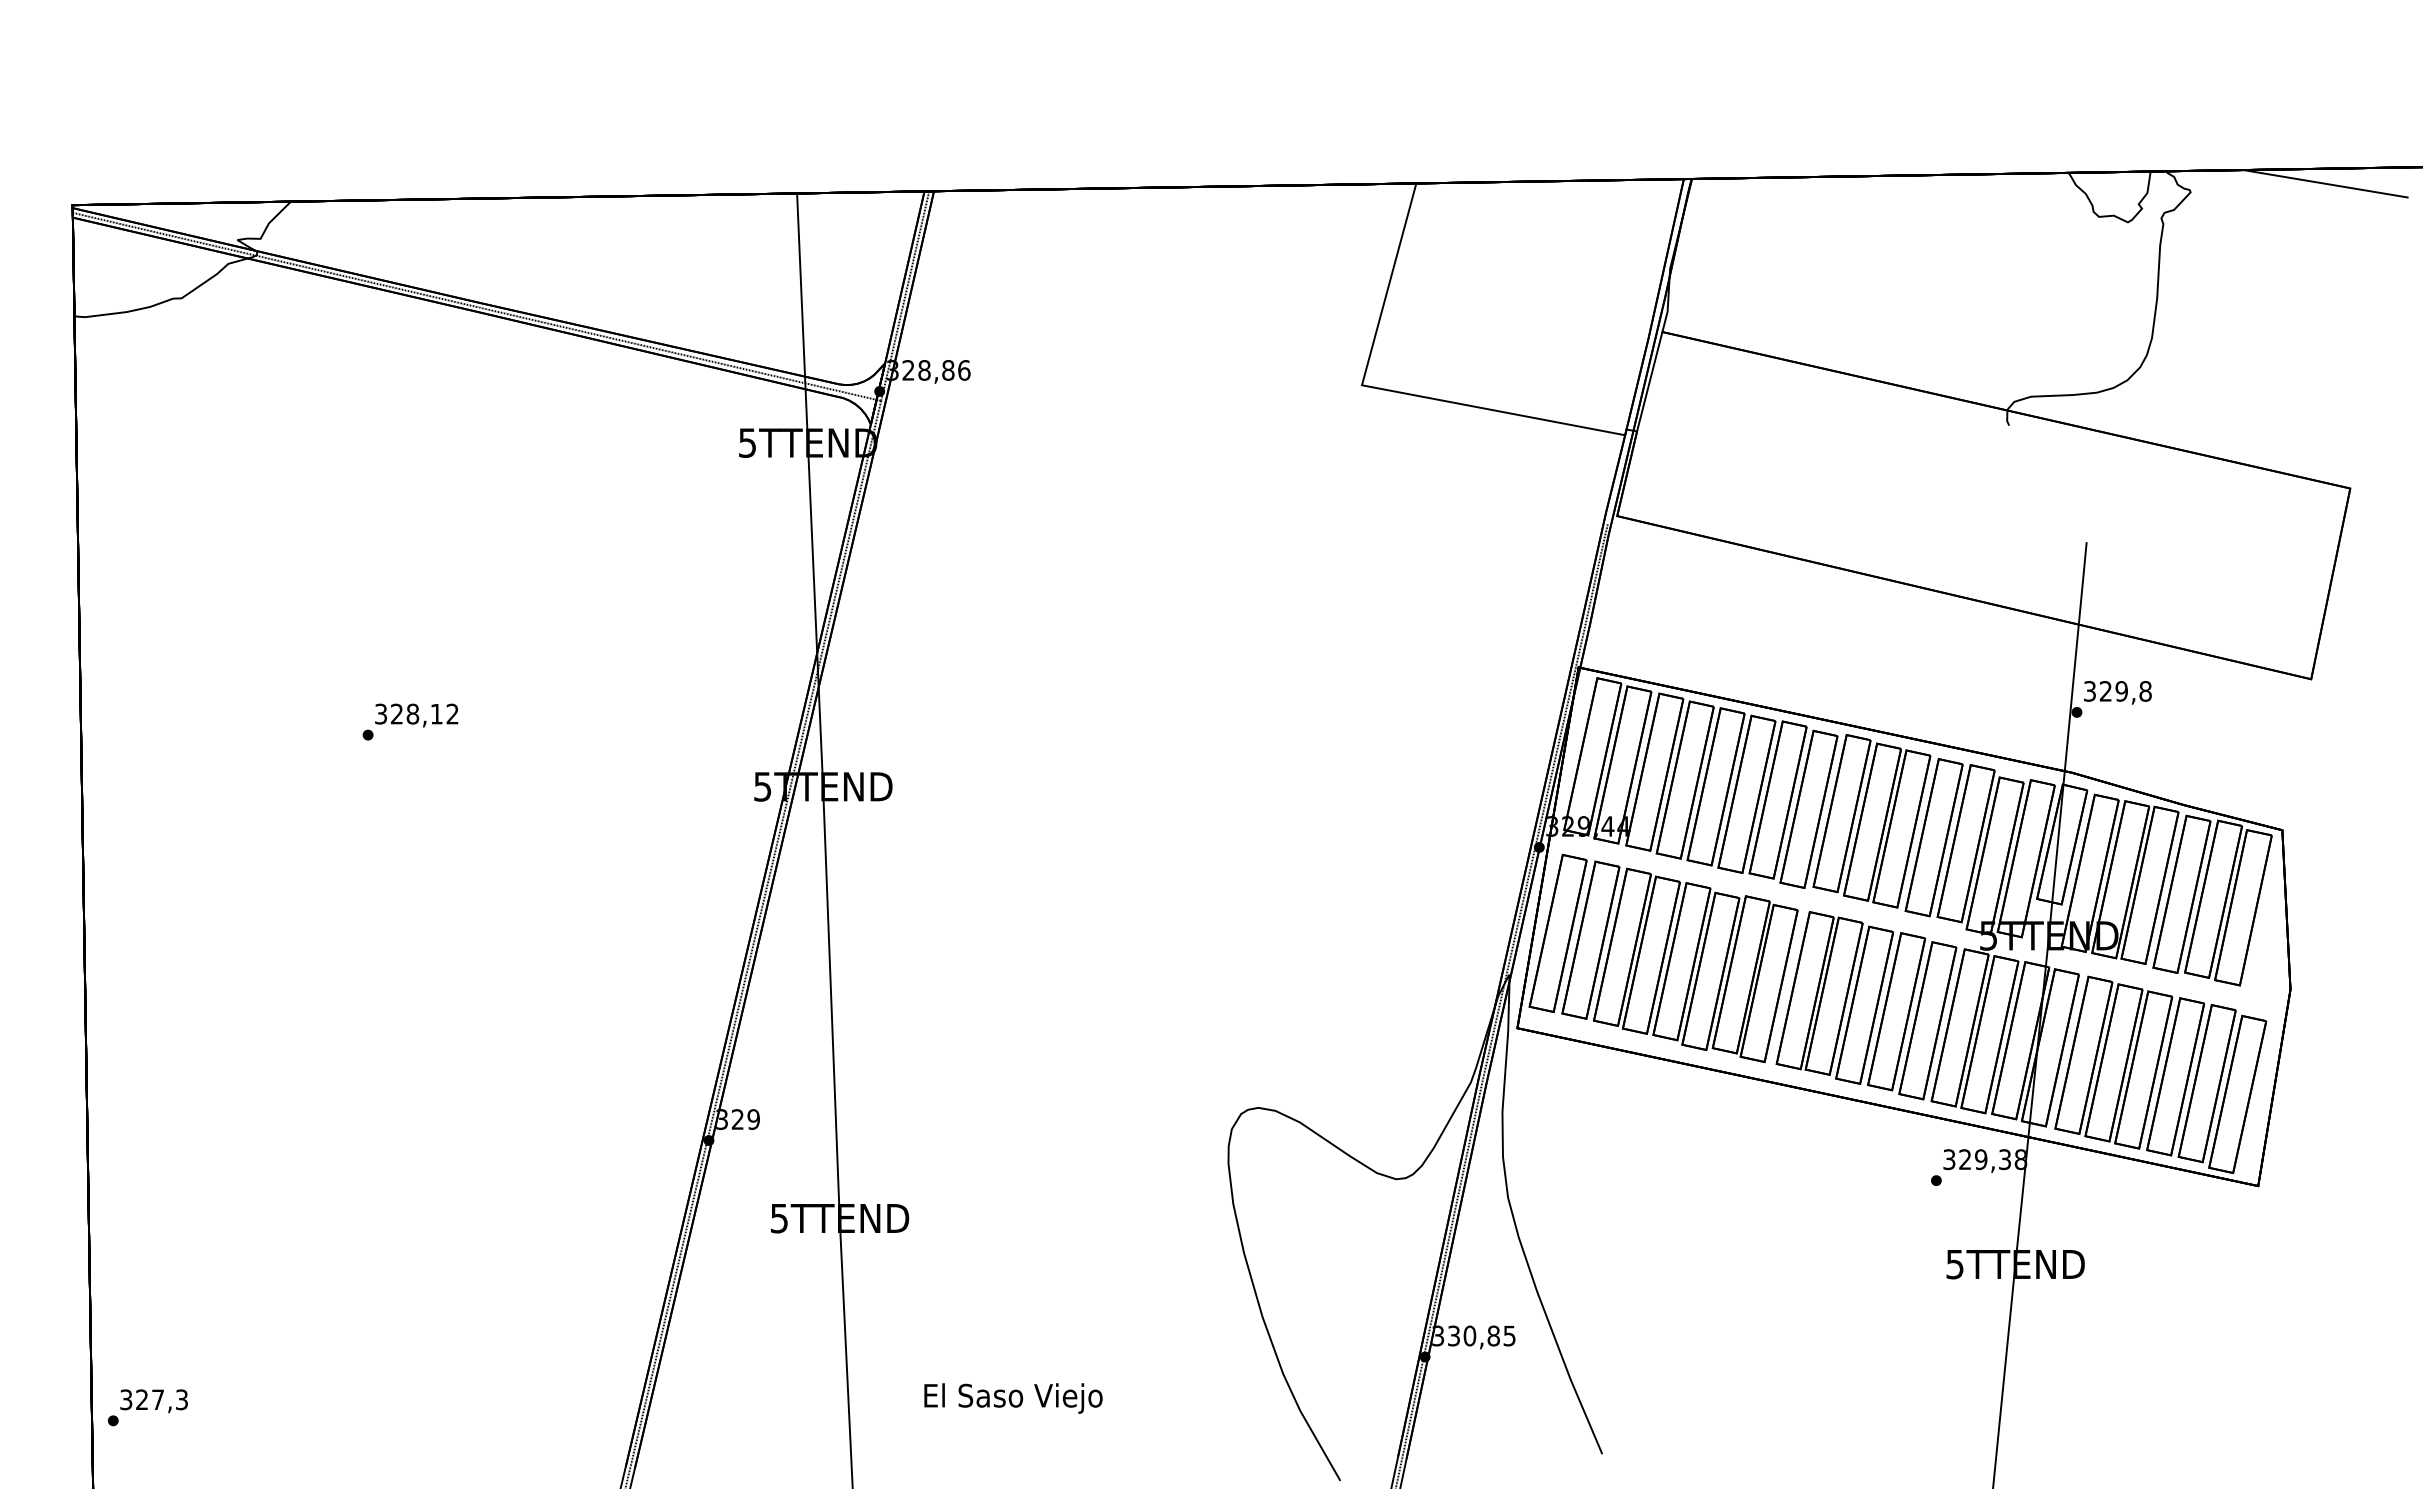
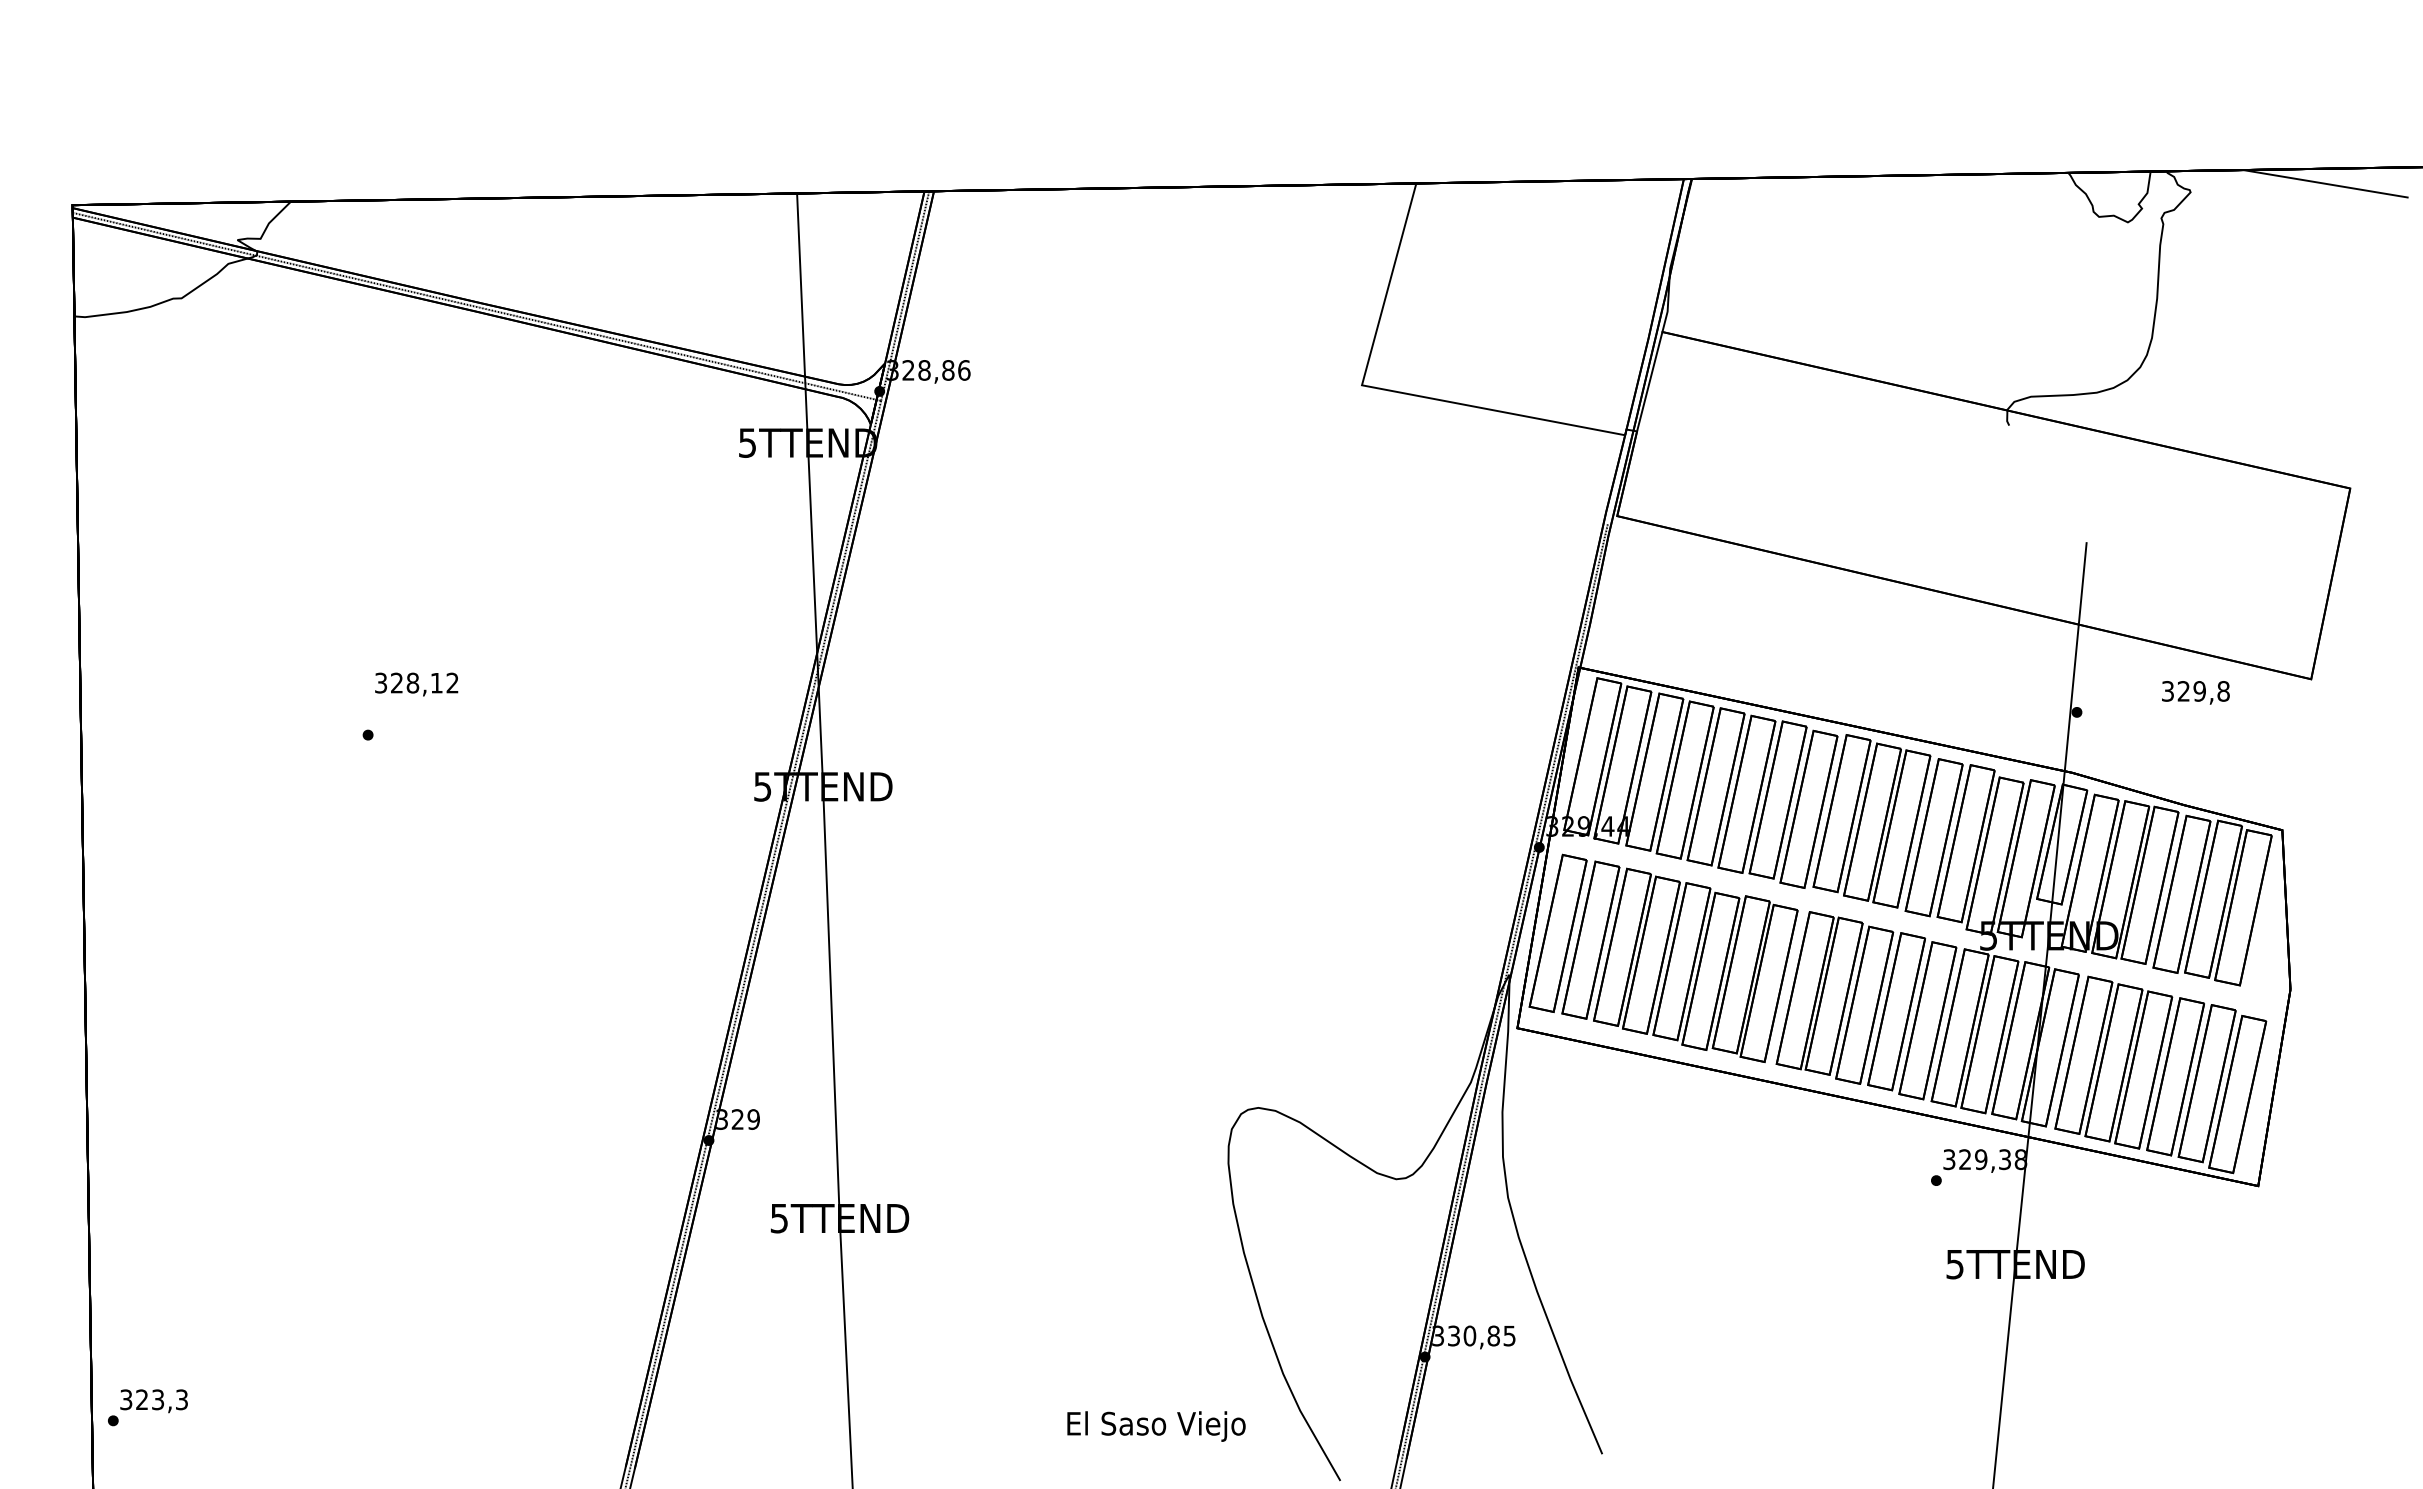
text position: (2117, 692) -> (2195, 692) (2195, 692)
text position: (416, 715) -> (416, 684) (416, 684)
text position: (1013, 1398) -> (1156, 1426) (1156, 1426)
text: 327,3 -> 323,3 (158, 1399)
